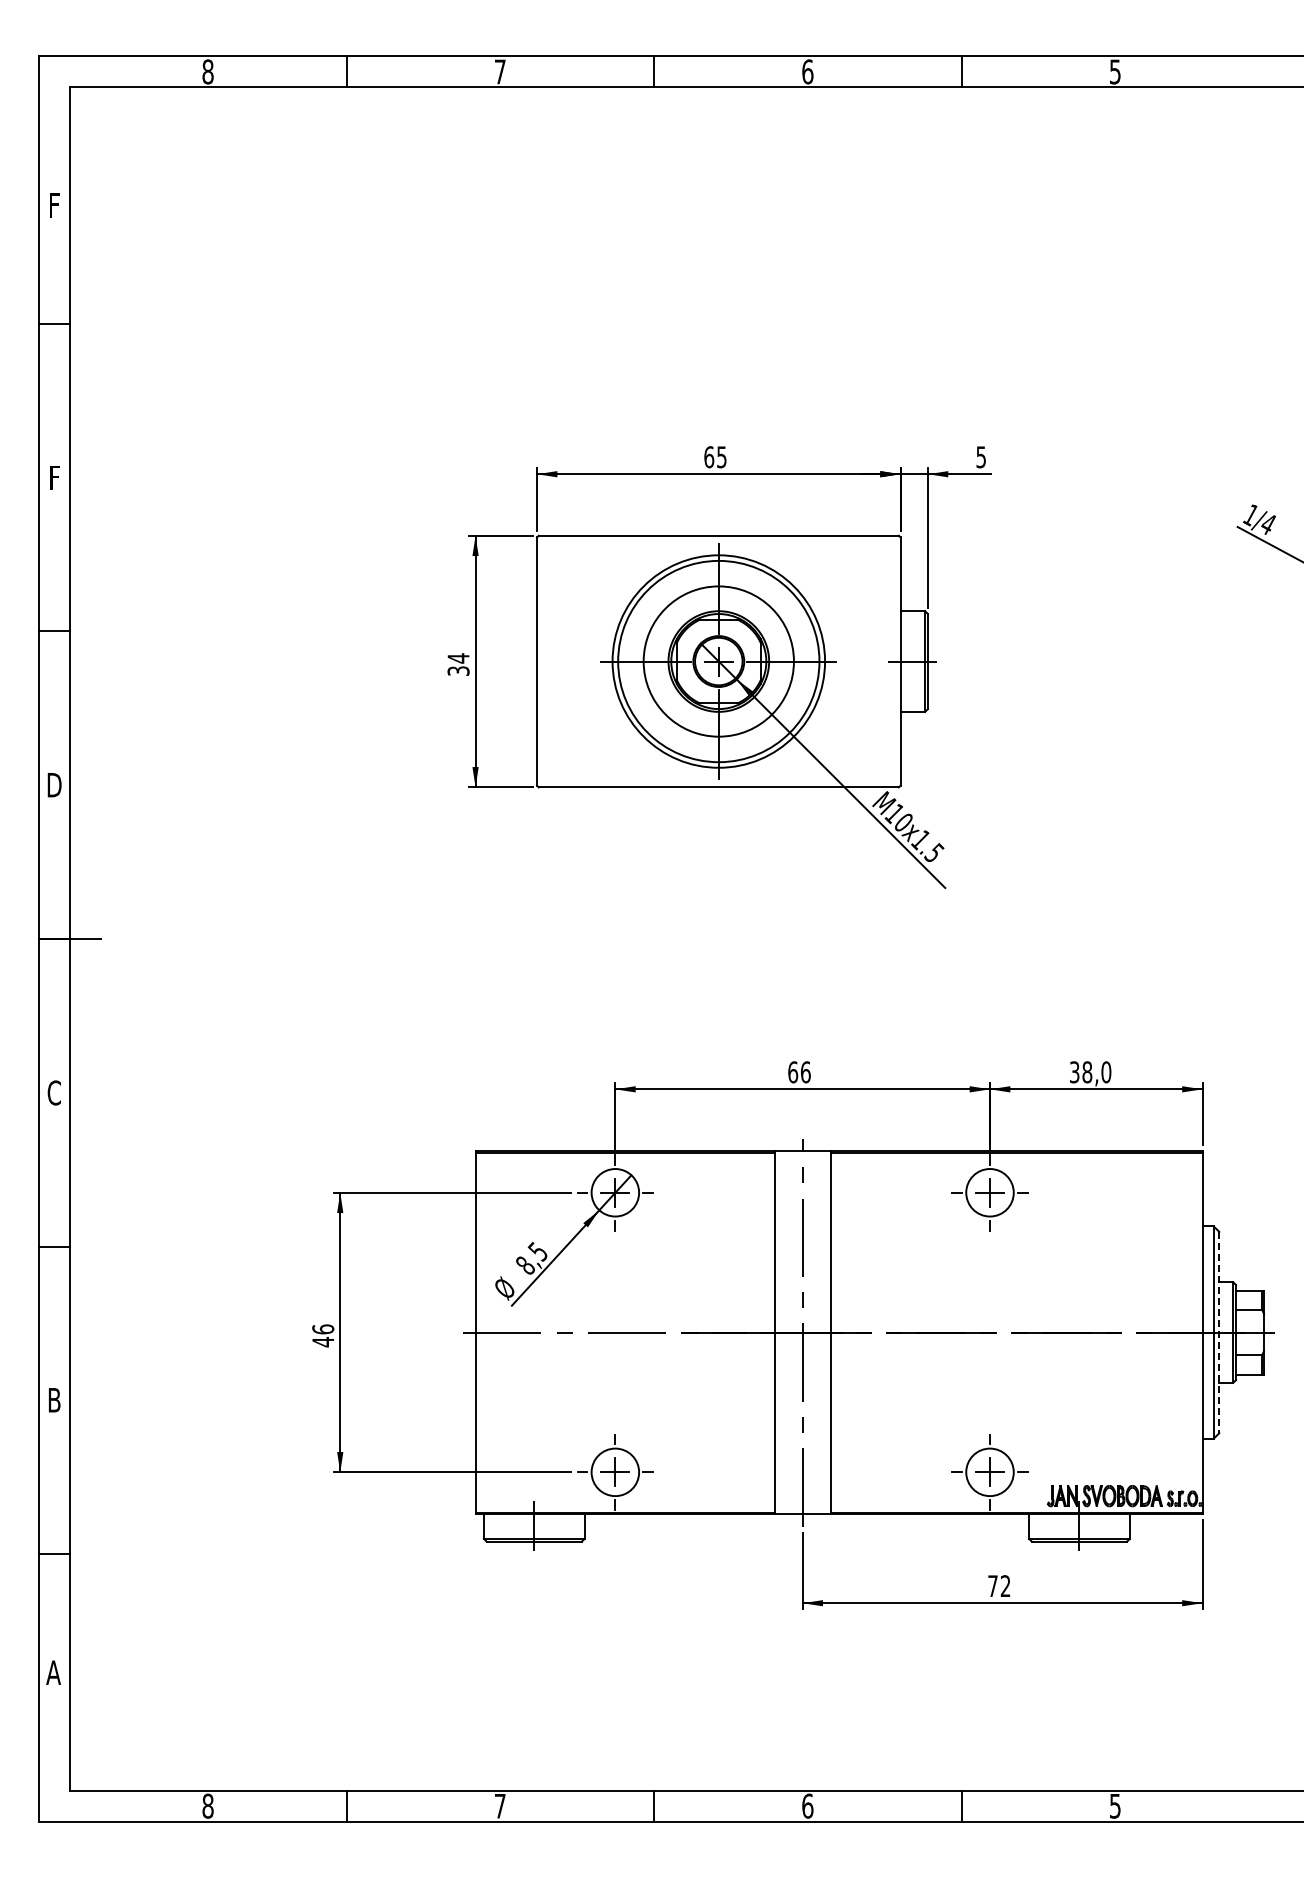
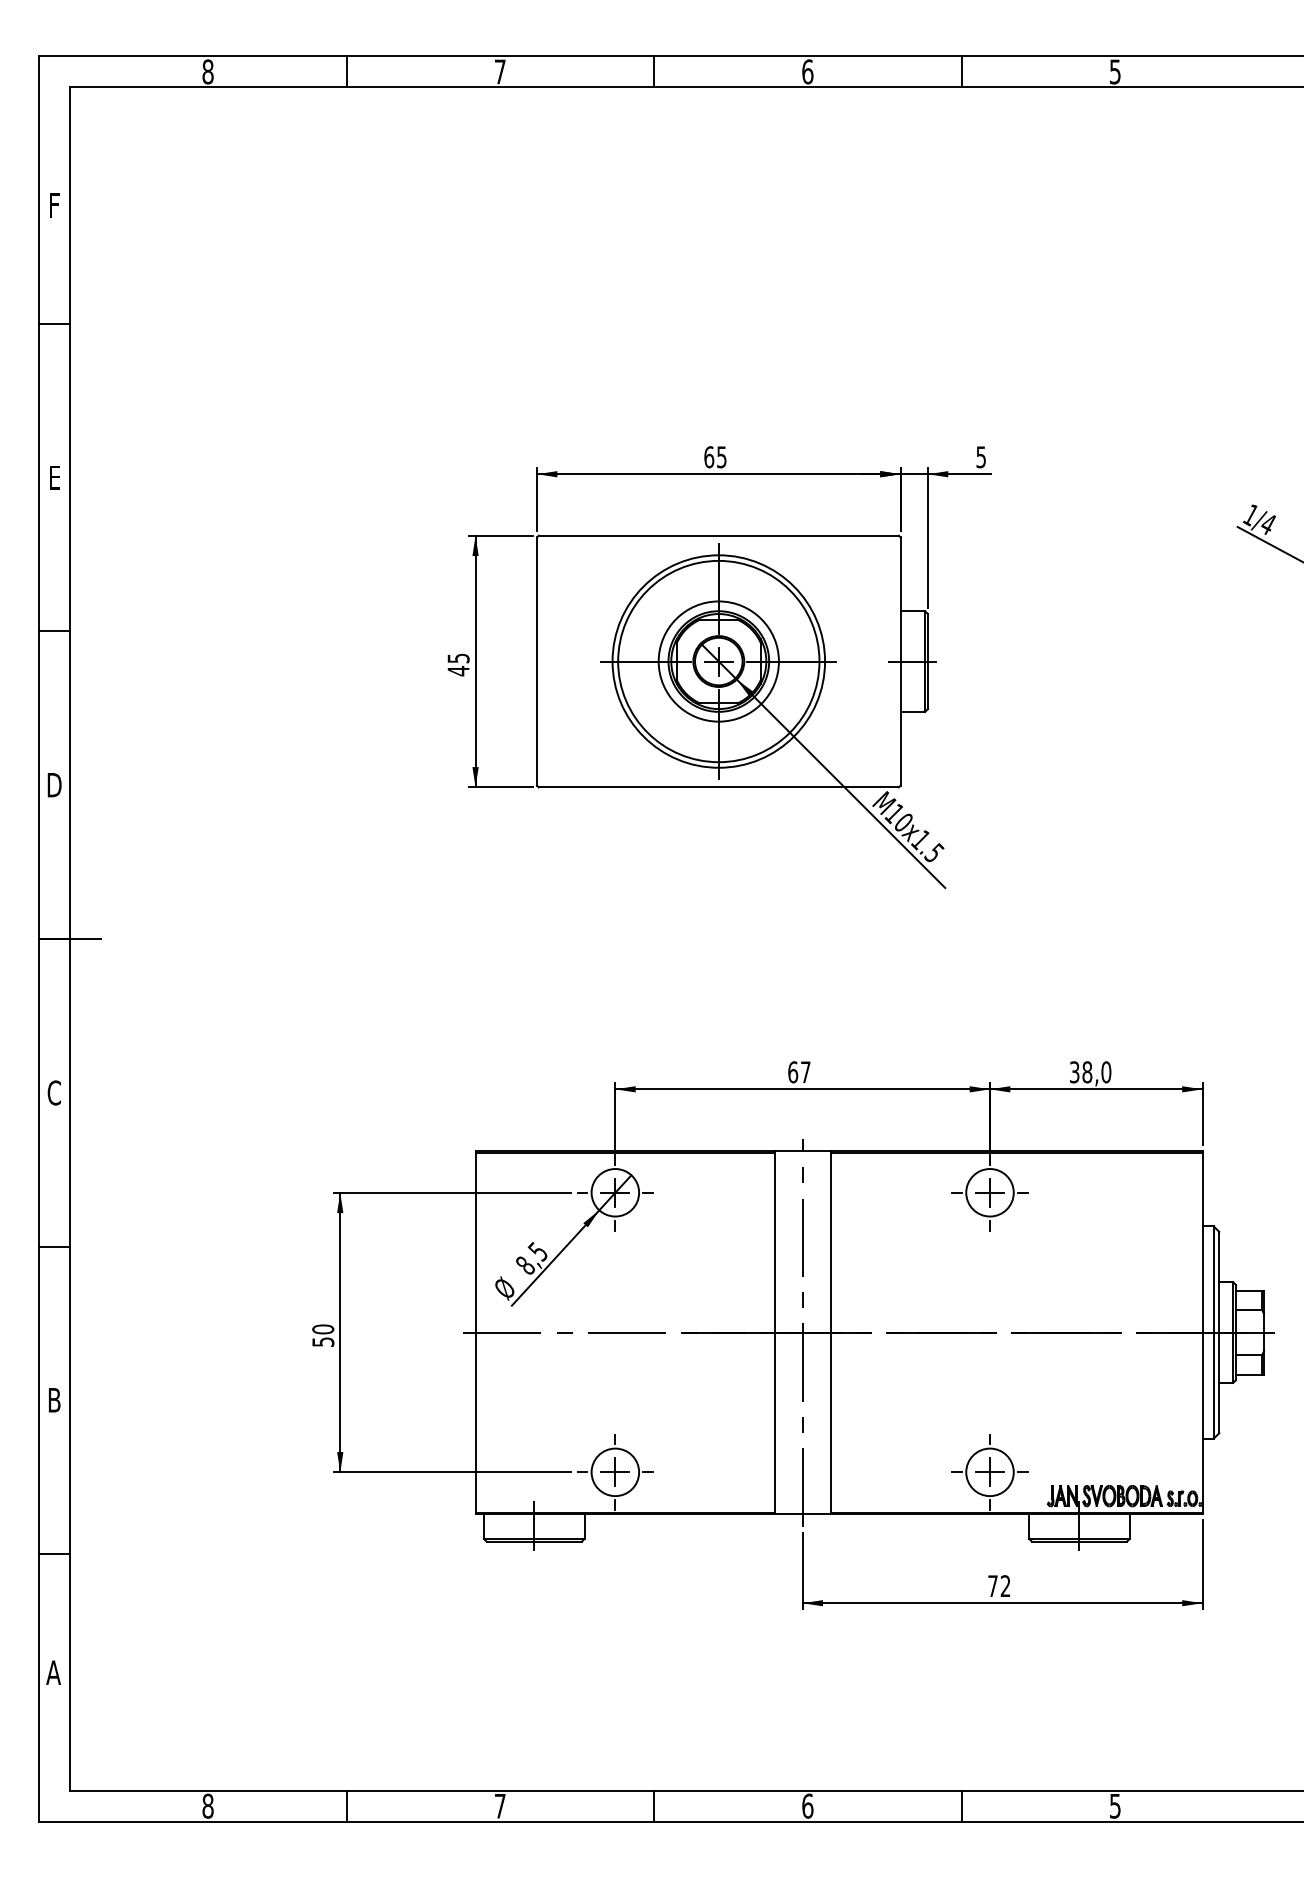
text: F -> E (55, 478)
circle diameter: 150 px -> 120 px (718, 661)
text: 34 -> 45 (458, 664)
text: 66 -> 67 (805, 1072)
line: dashed -> solid (1219, 1332)
text: 46 -> 50 (323, 1335)
